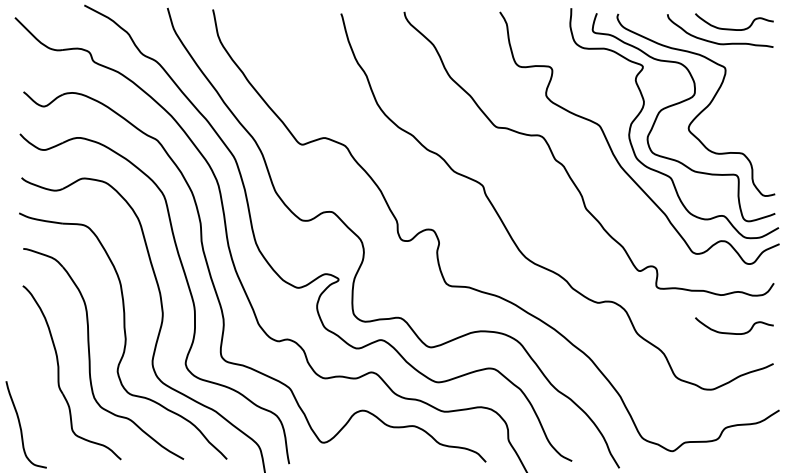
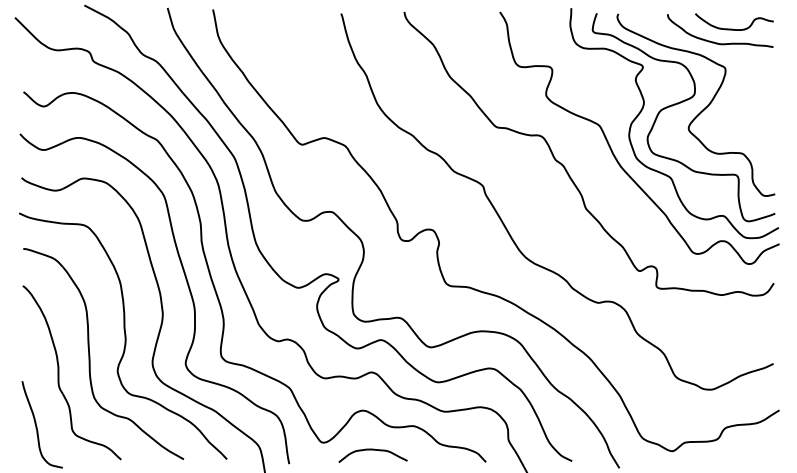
curve: present -> none (733, 332)
curve position: (21, 426) -> (37, 426) (37, 426)
curve: none -> present (372, 450)
